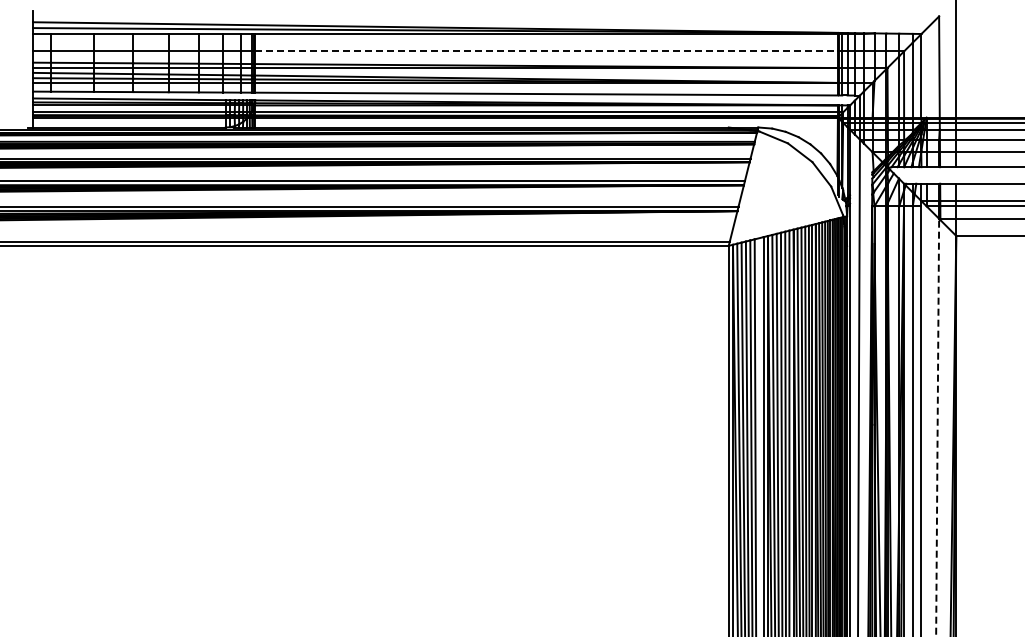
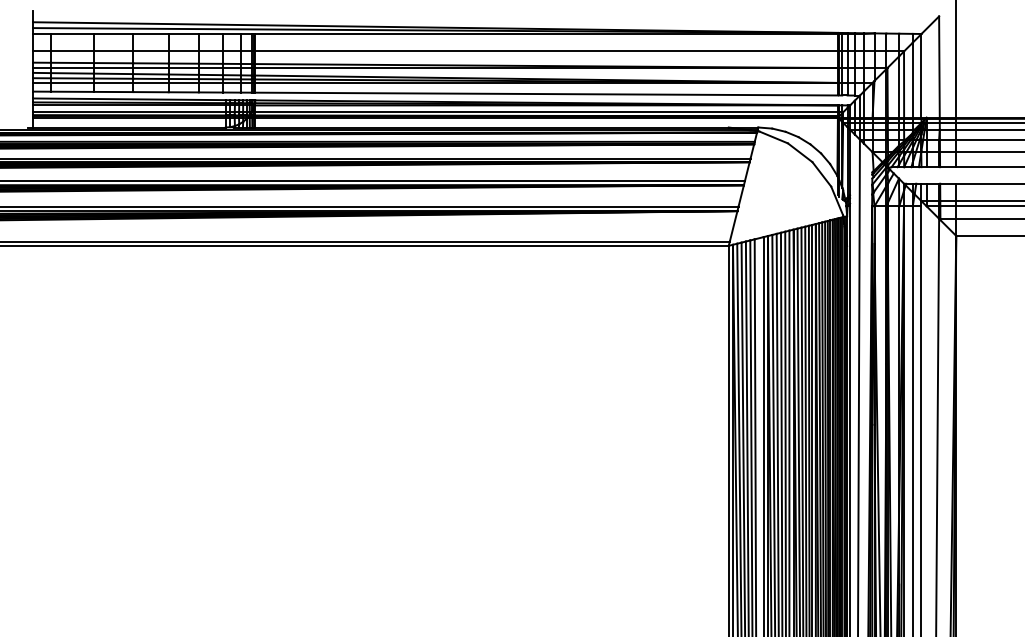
line: dashed -> solid (547, 51)
line: dashed -> solid (937, 427)
